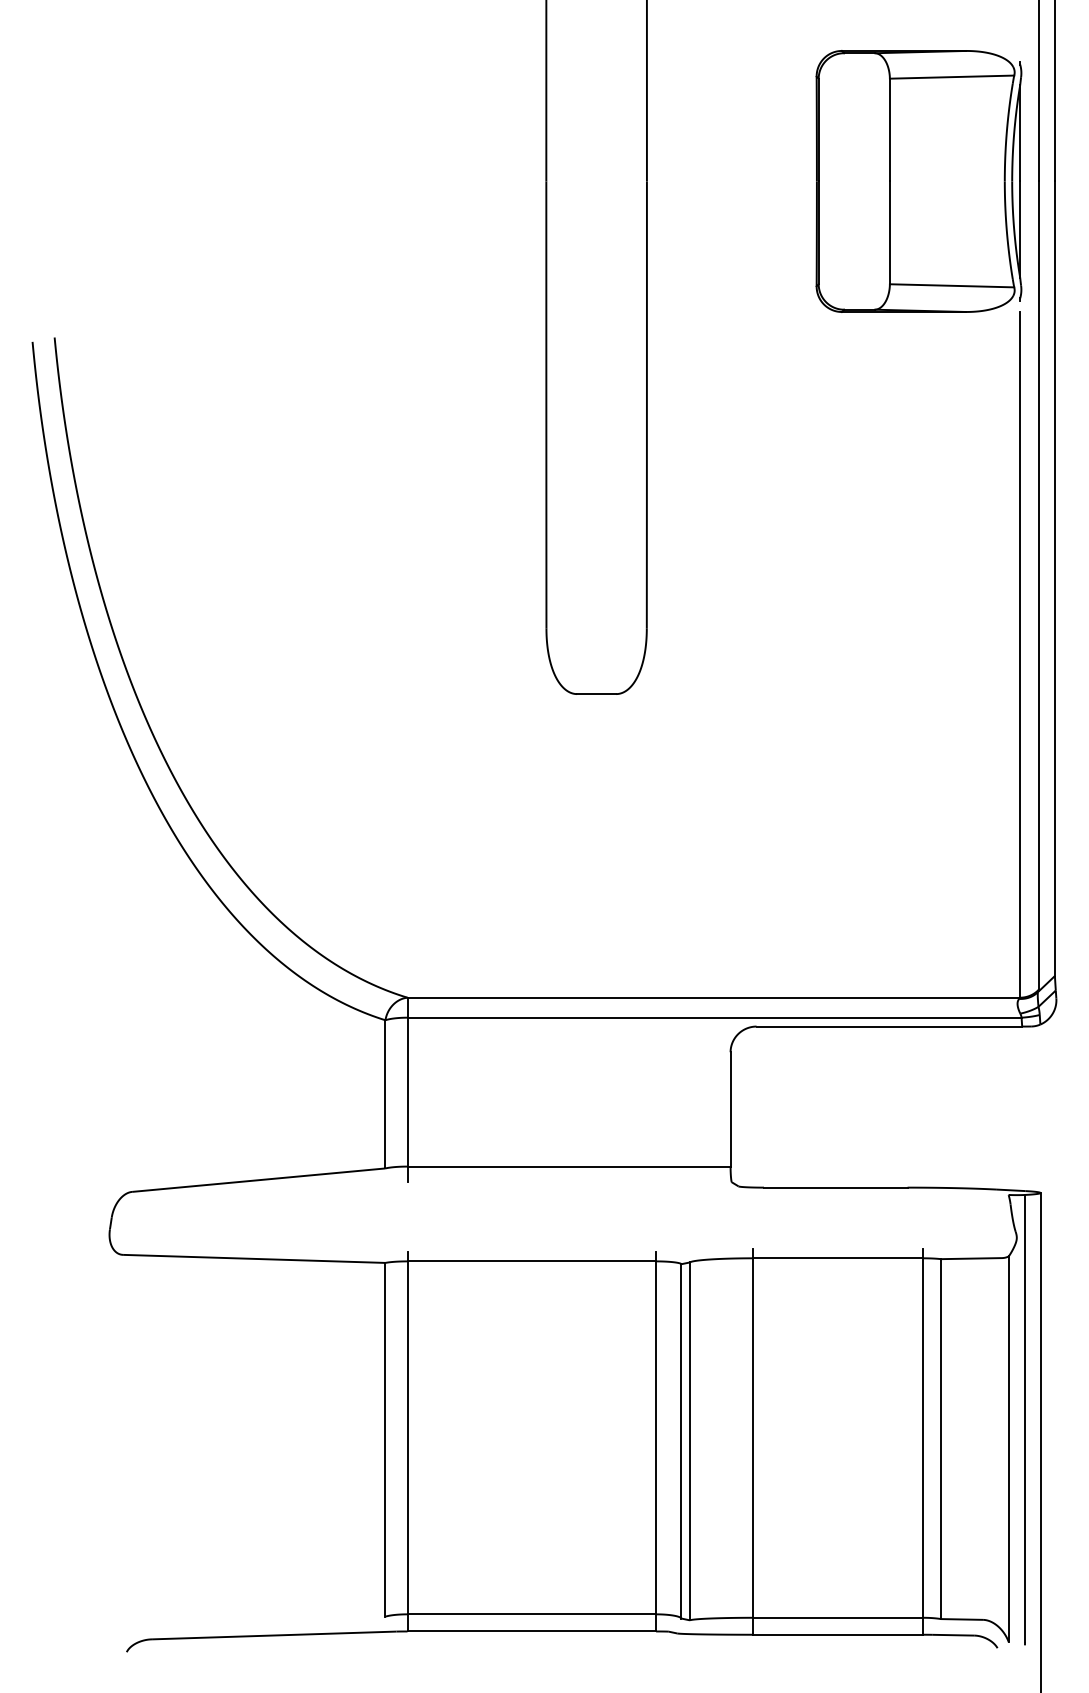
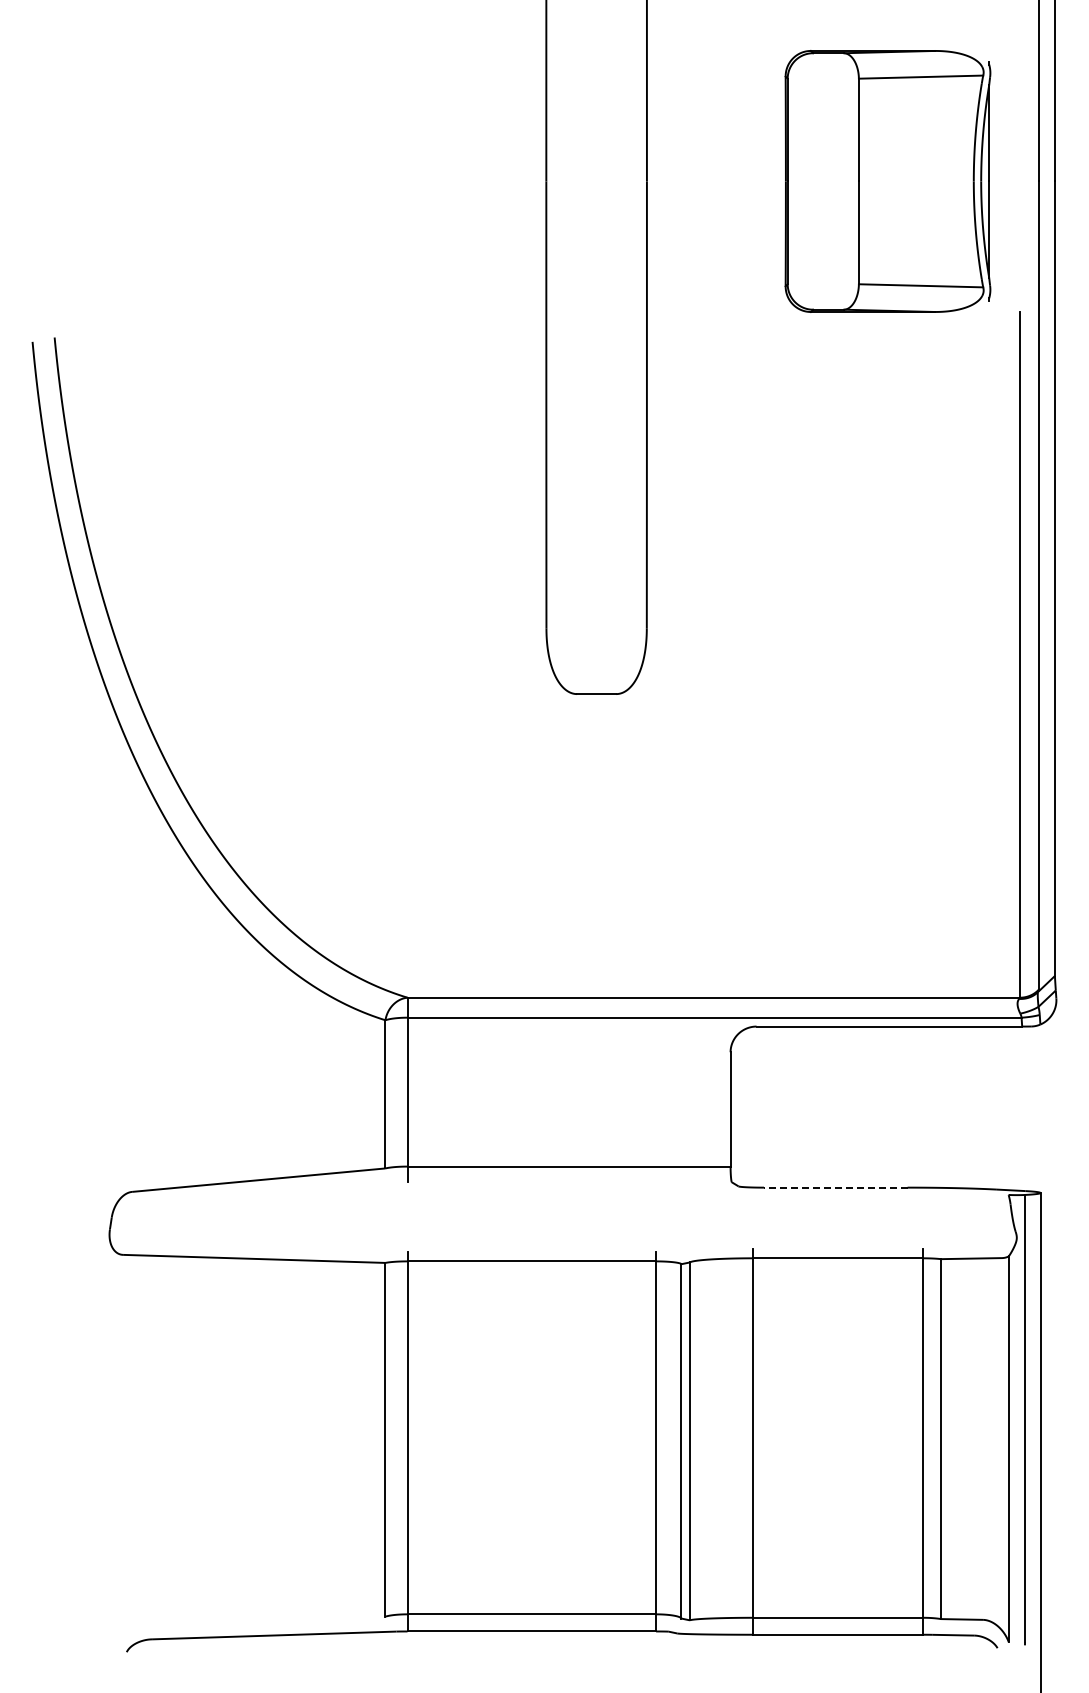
part position: (918, 181) -> (887, 181) (887, 181)
line: solid -> dashed (835, 1187)
